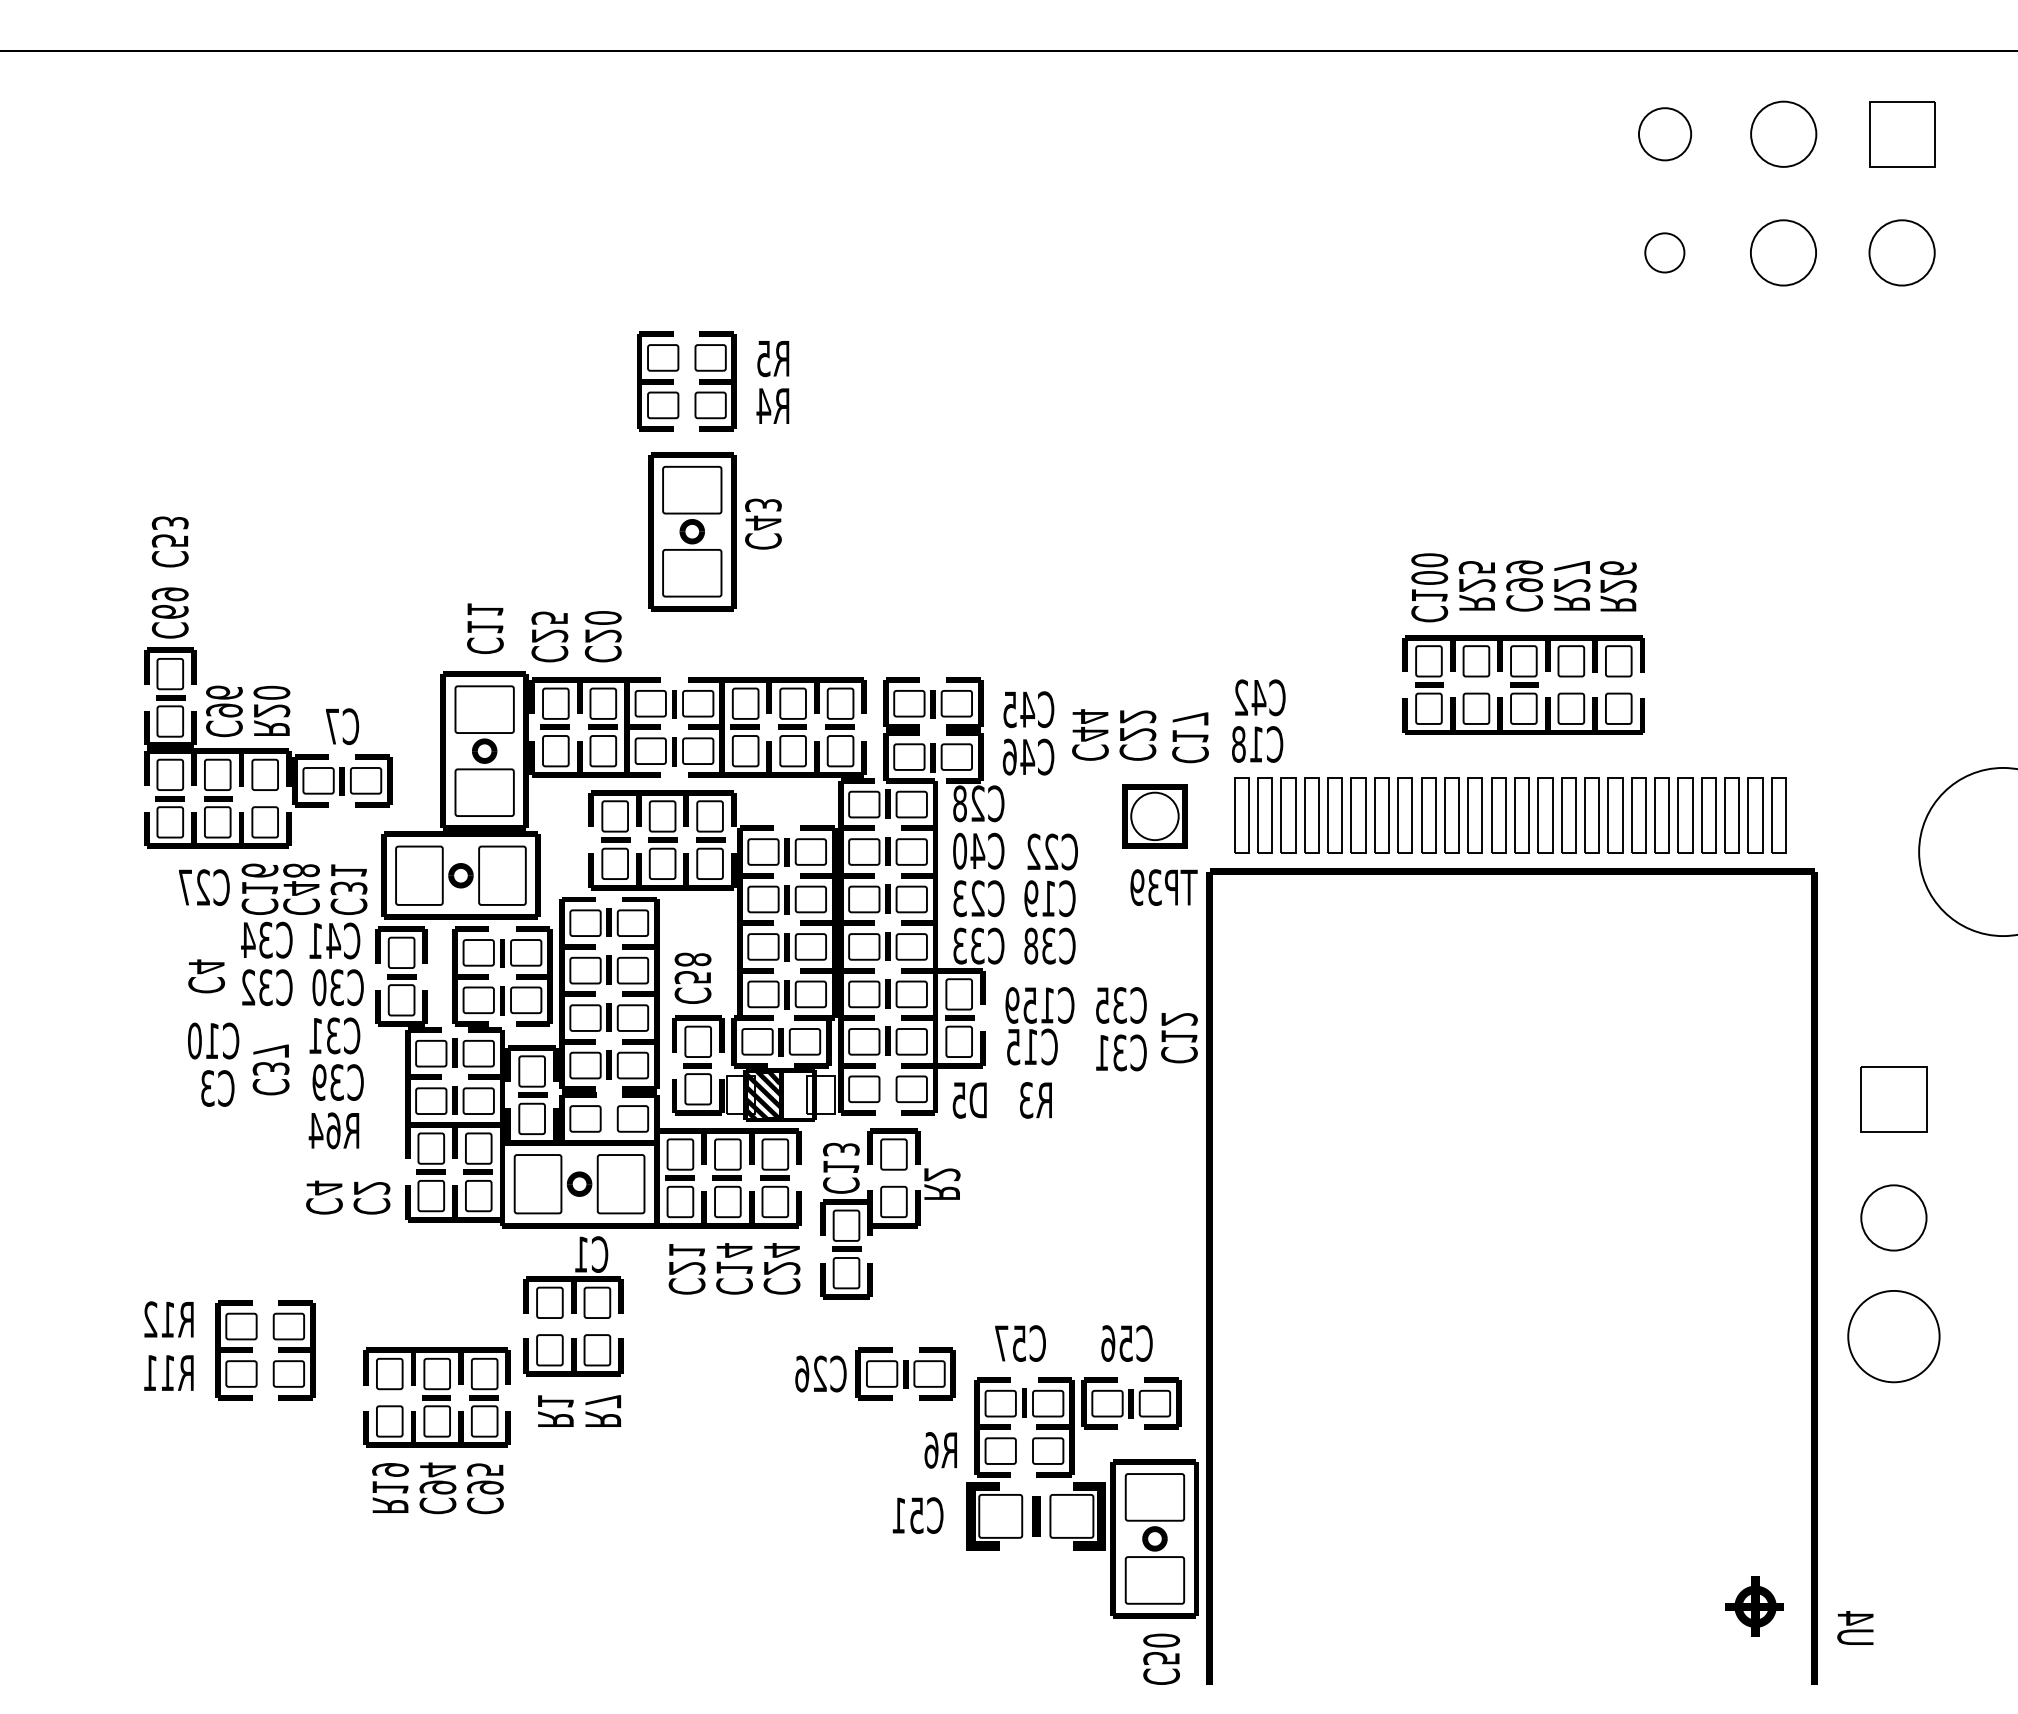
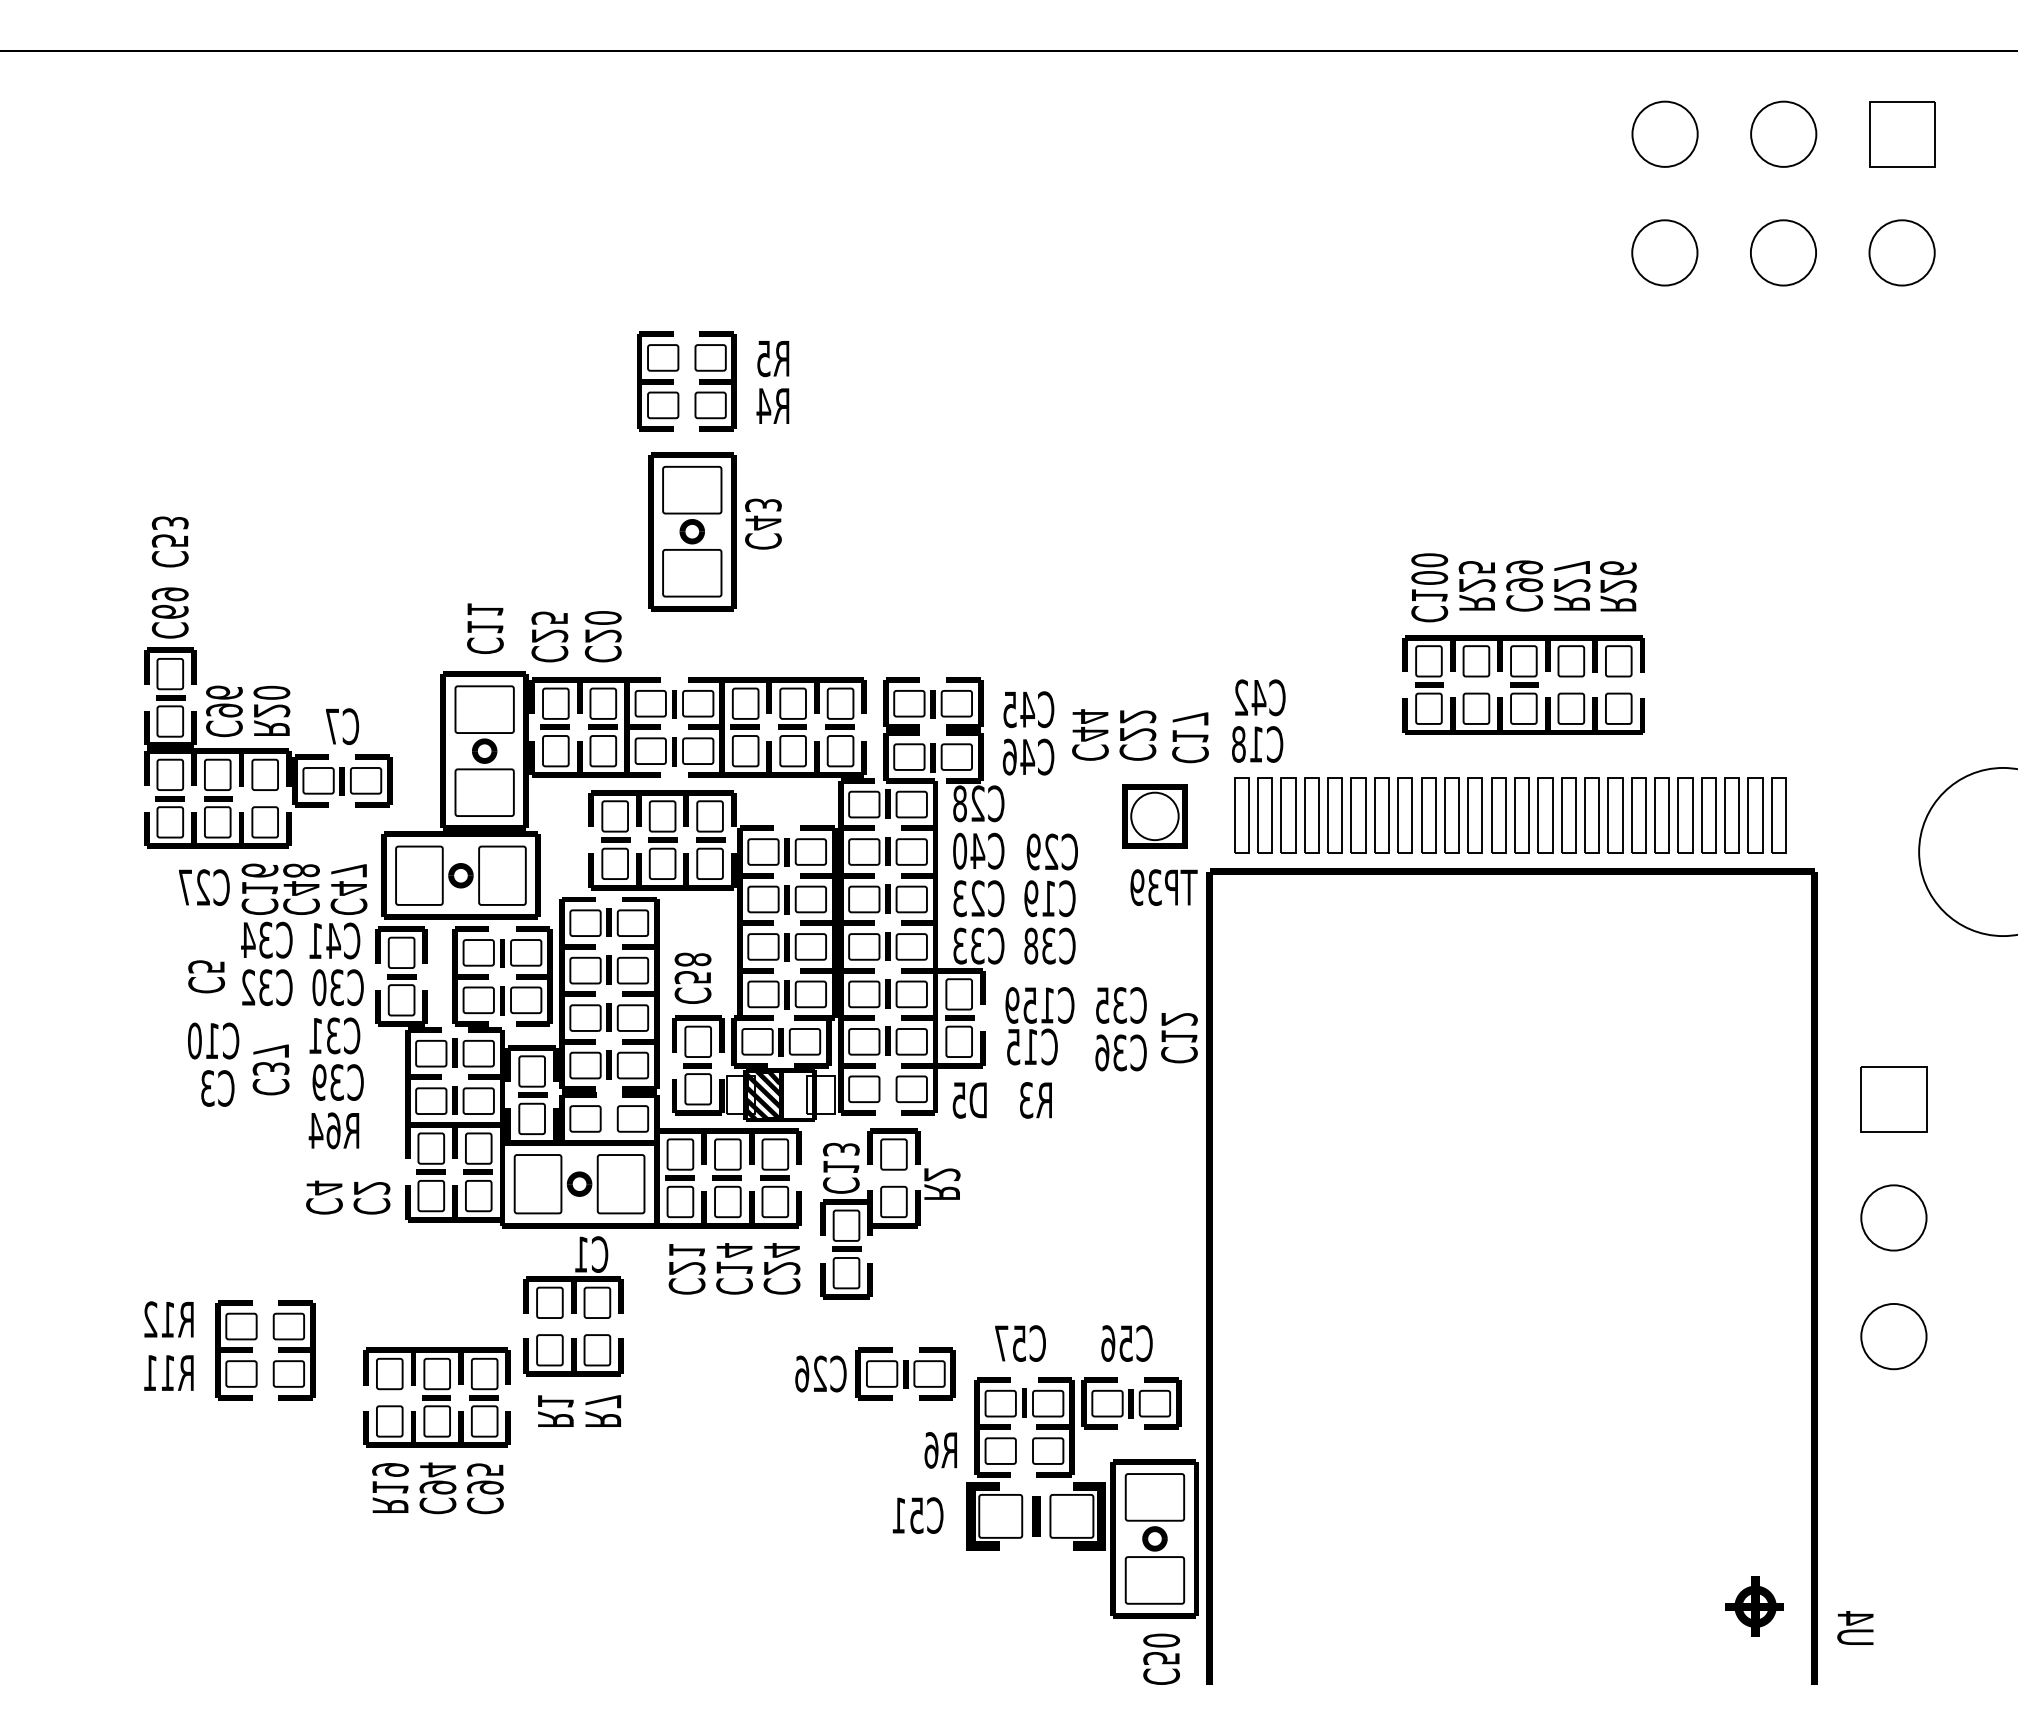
circle diameter: 52 px -> 65 px (1664, 133)
circle diameter: 39 px -> 65 px (1664, 252)
text: C22 -> C29 (1033, 851)
text: C31 -> C47 (348, 879)
text: C4 -> C5 (206, 966)
text: C31 -> C36 (1102, 1052)
circle diameter: 91 px -> 65 px (1893, 1336)
